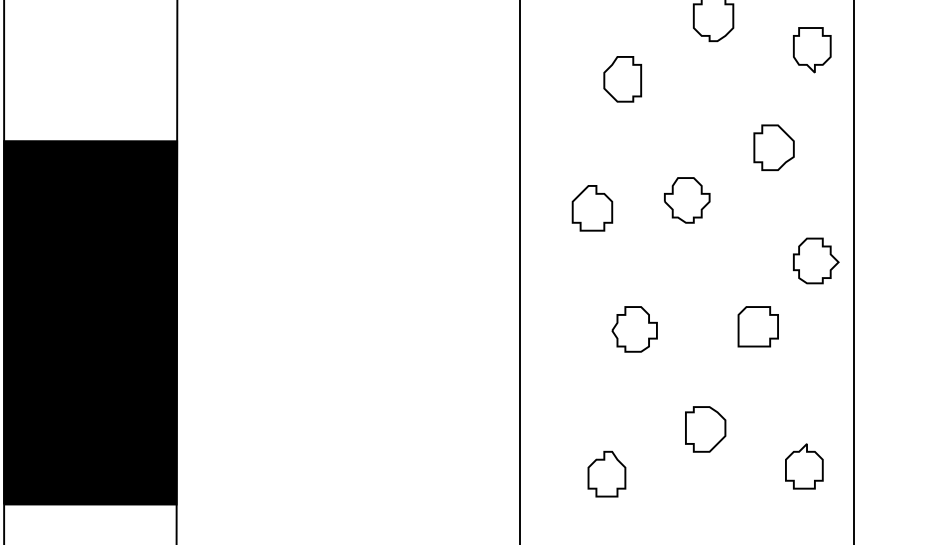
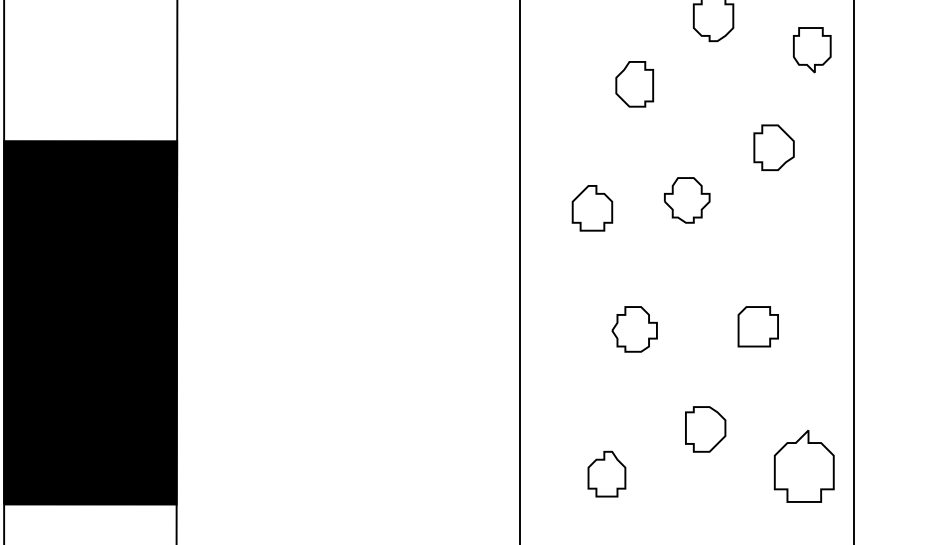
part position: (622, 79) -> (634, 84) (634, 84)
part: present -> none (816, 260)
part size: 39x47 px -> 62x73 px (803, 466)
